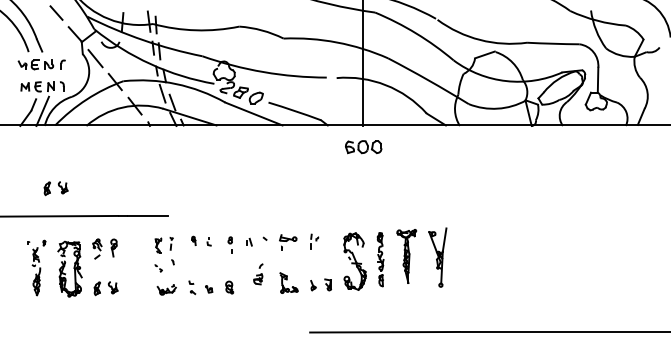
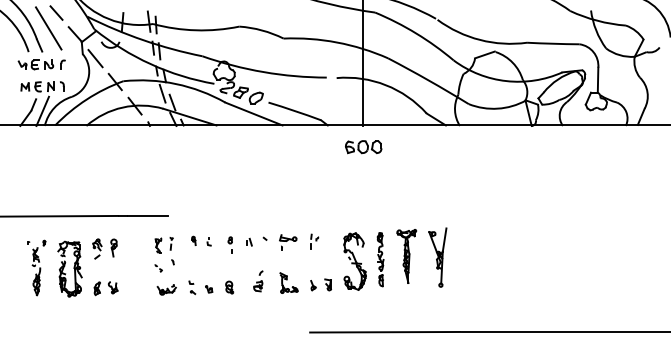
line: none -> present (48, 28)
part: present -> none (55, 188)
part position: (258, 274) -> (258, 281) (258, 281)
